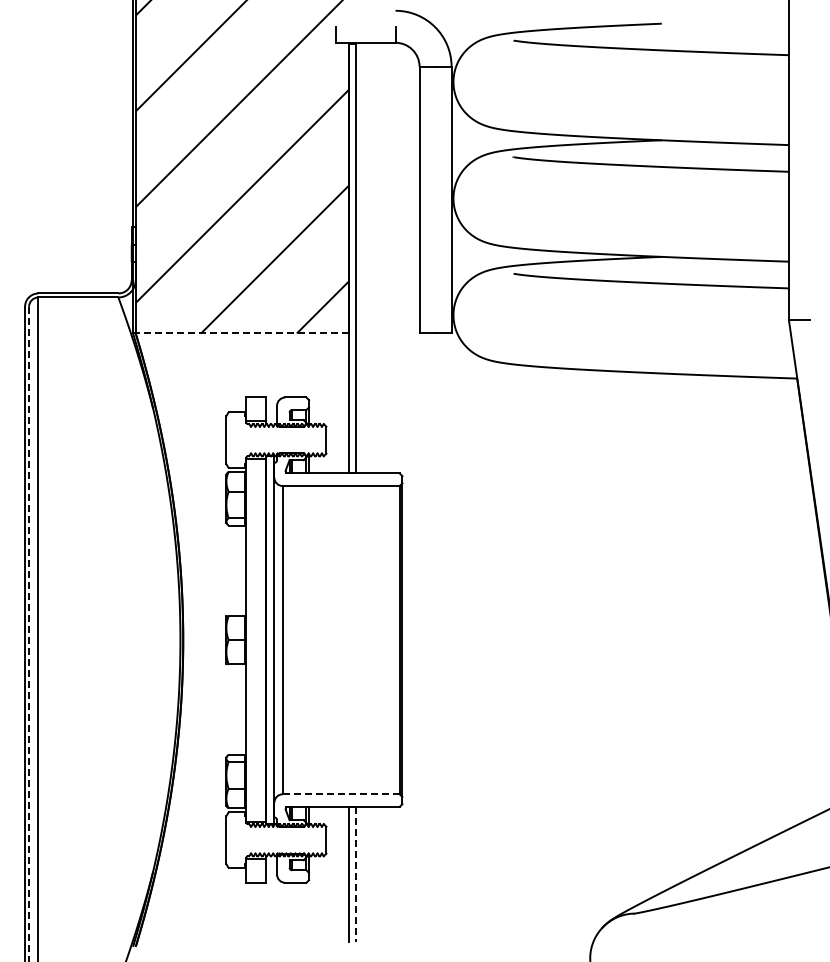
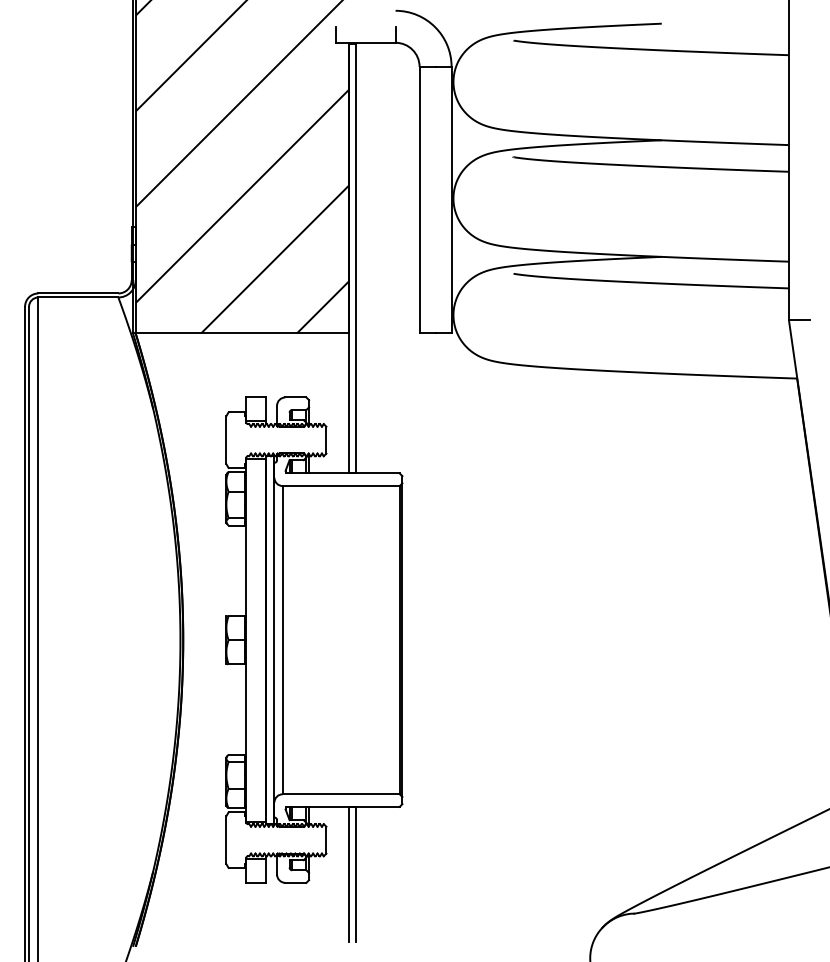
line: dashed -> solid (242, 333)
line: dashed -> solid (29, 633)
line: dashed -> solid (341, 794)
line: dashed -> solid (356, 874)
